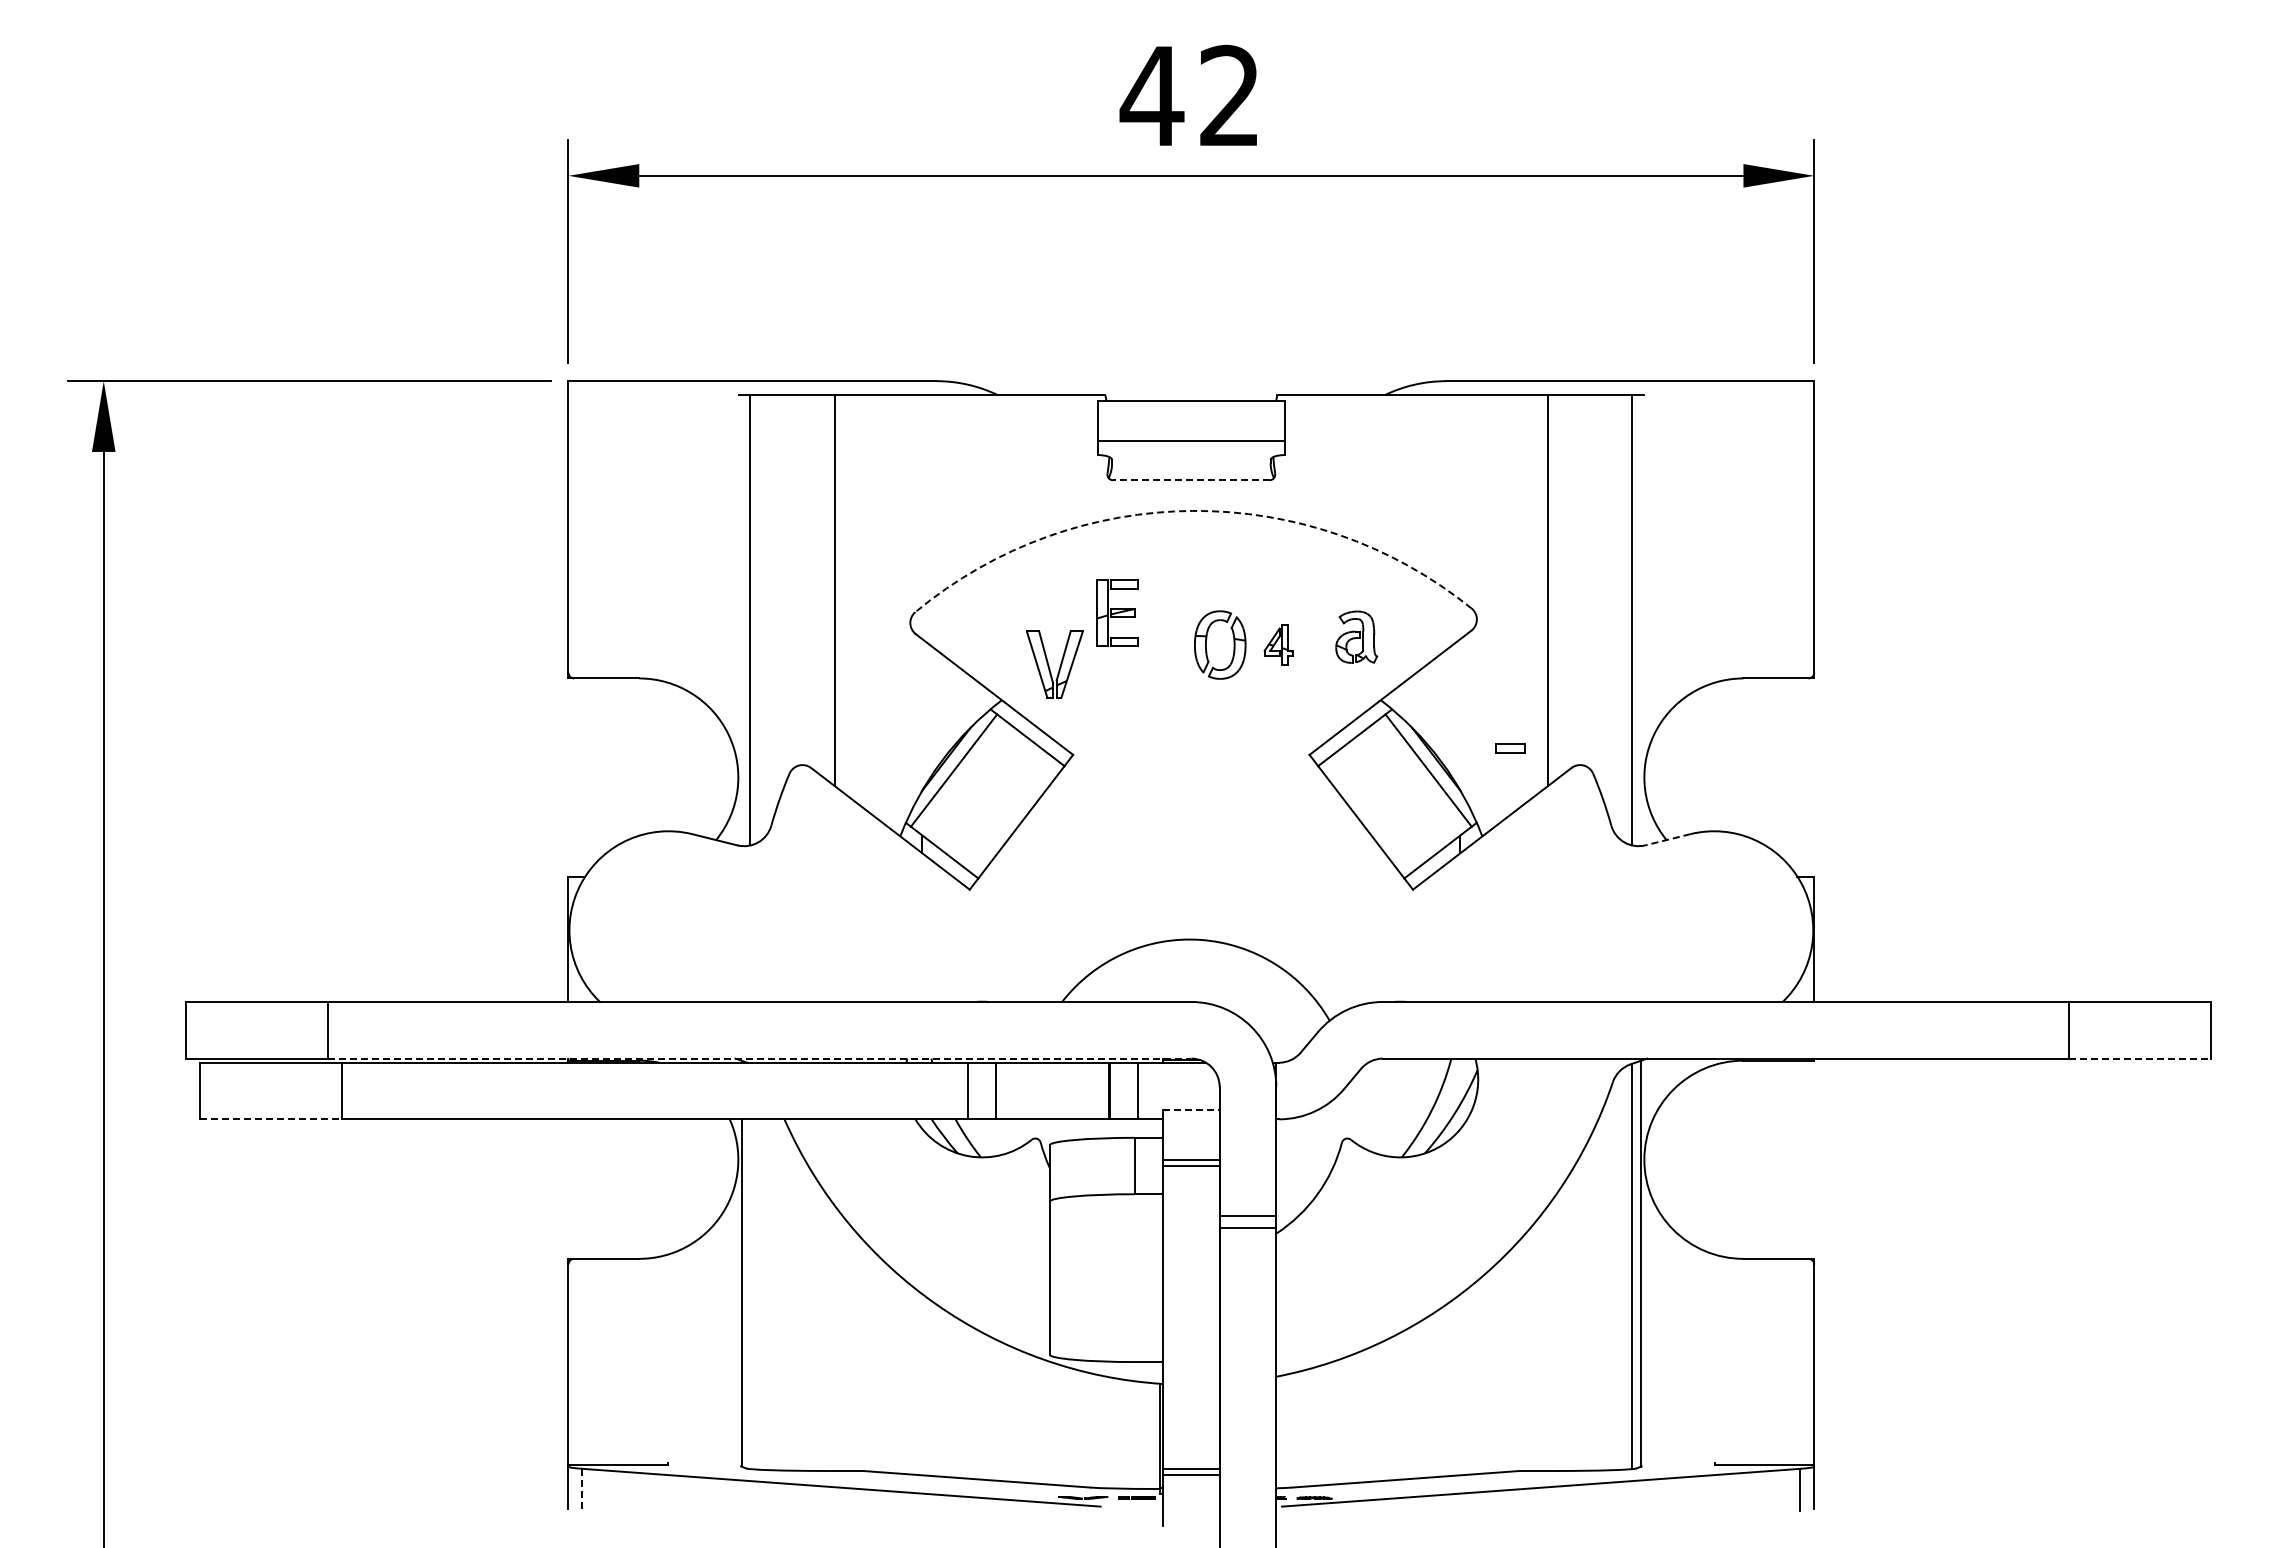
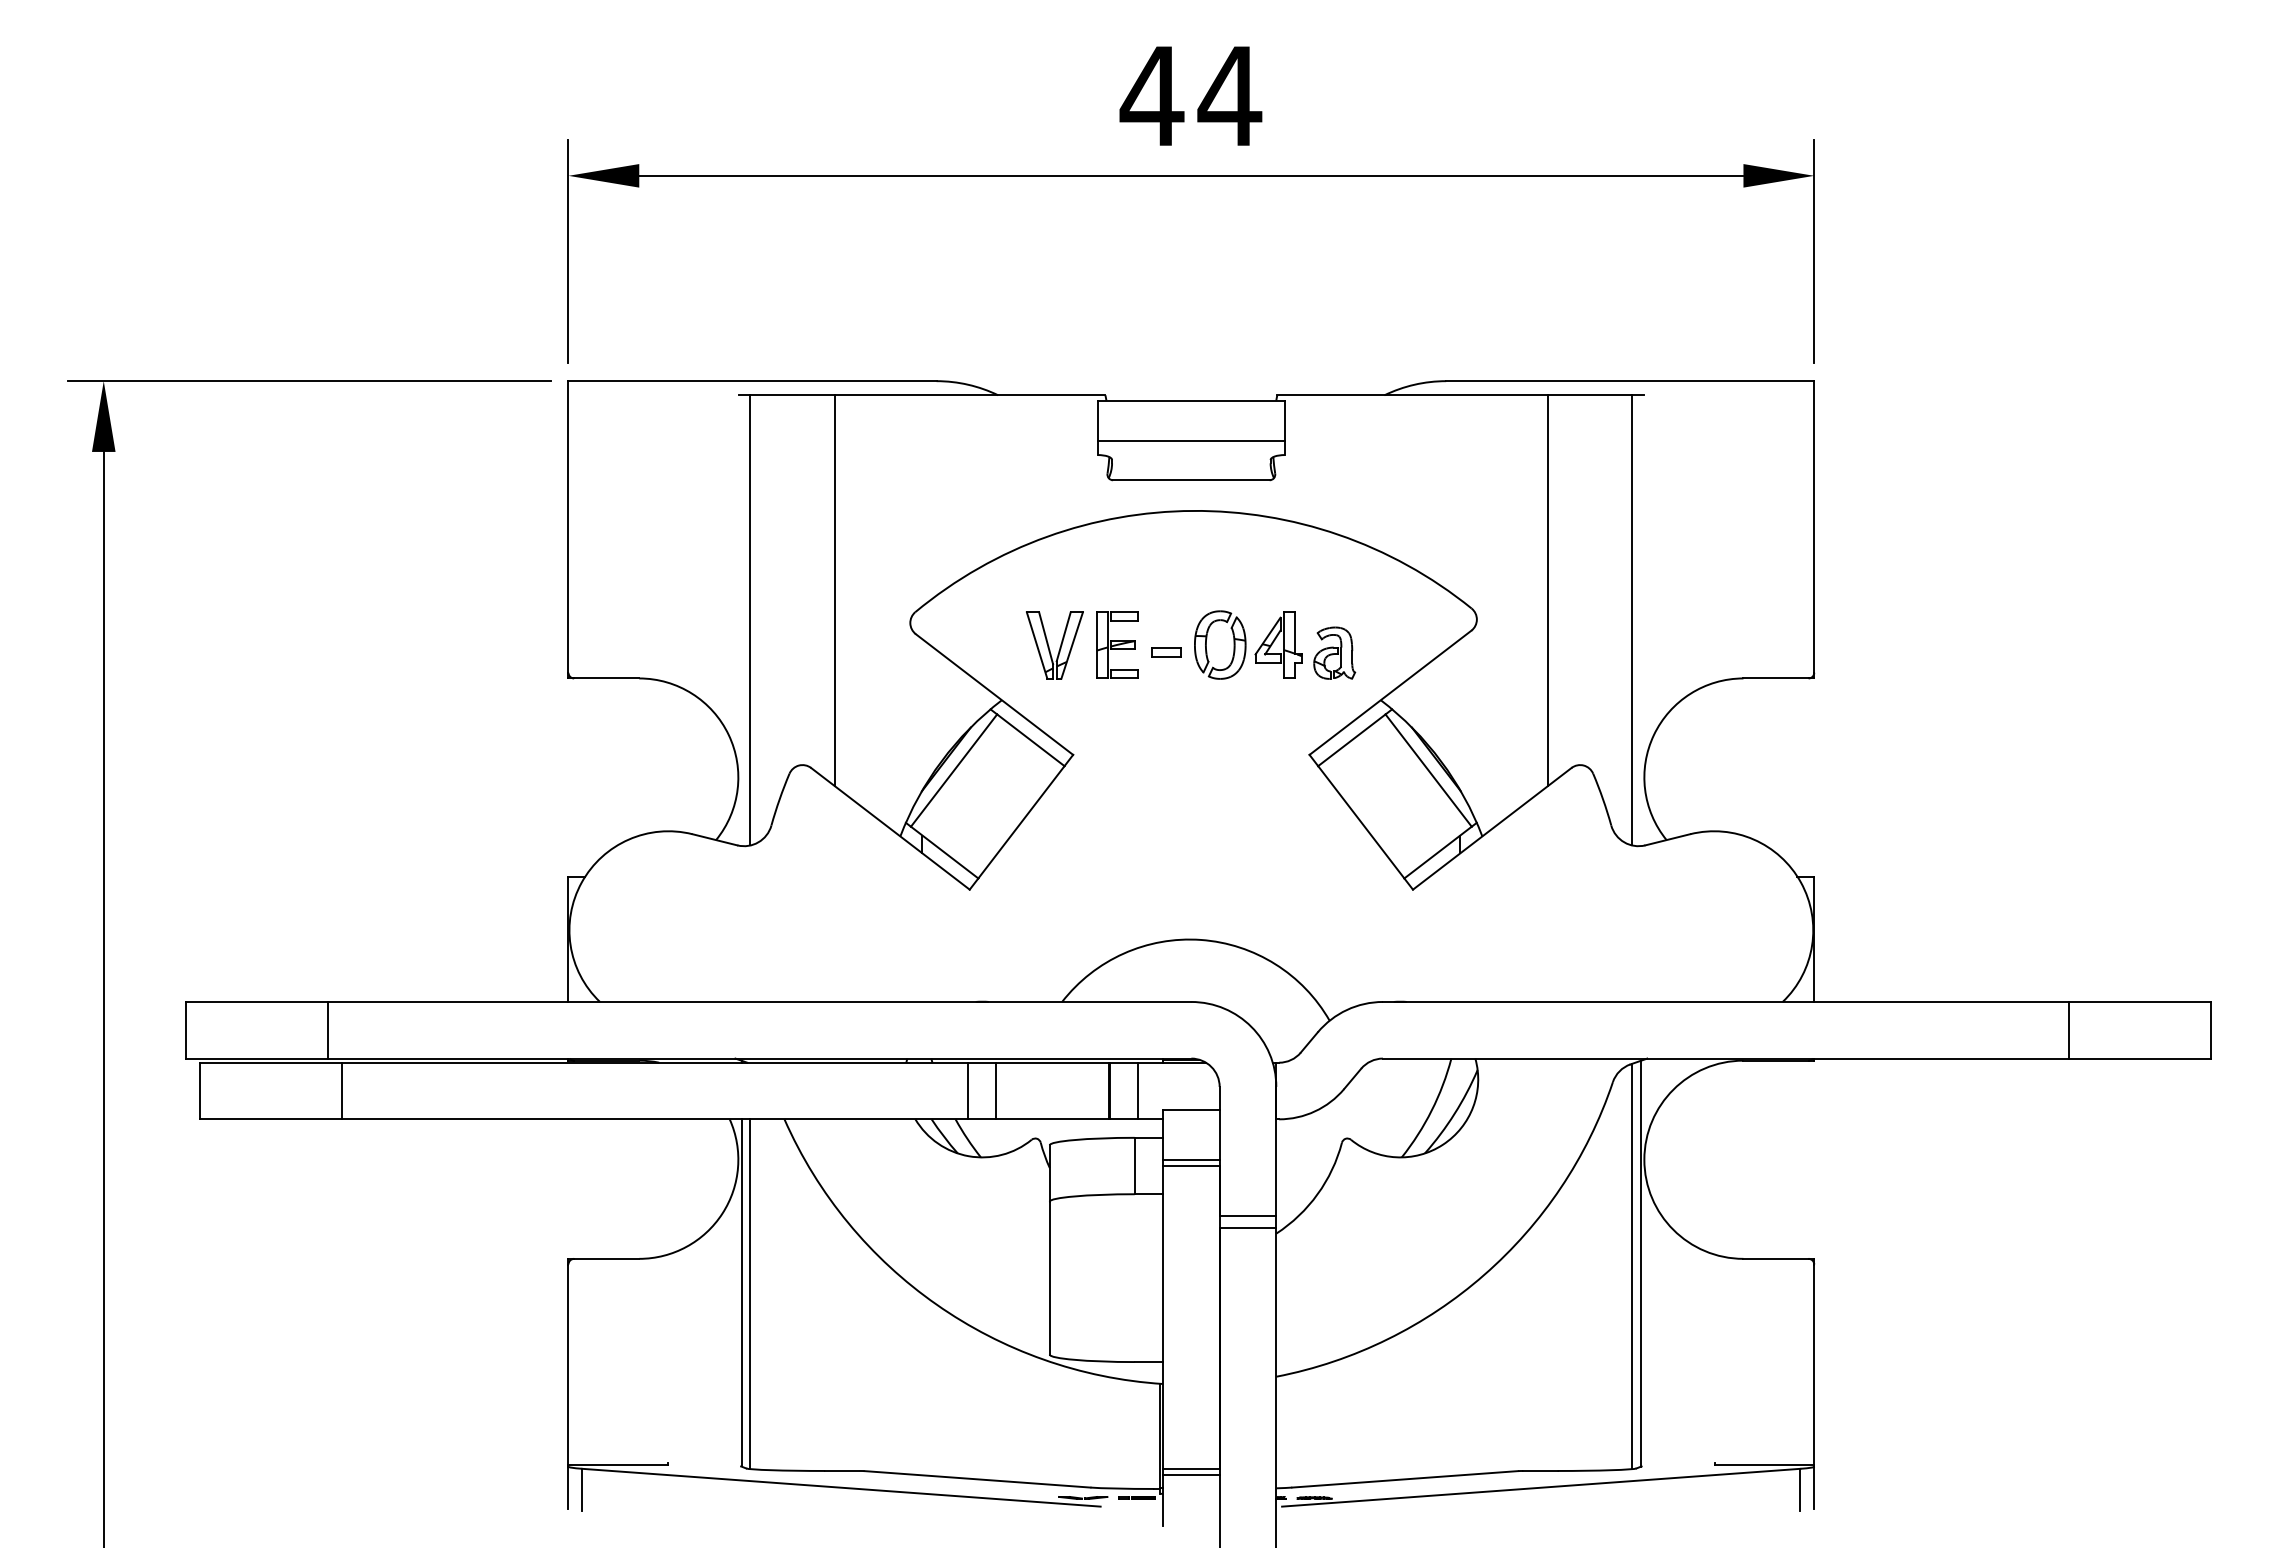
text: 42 -> 44 (1229, 94)
line: dashed -> solid (1190, 480)
arc: dashed -> solid (1192, 510)
part position: (1117, 612) -> (1117, 644) (1117, 644)
part position: (1356, 636) -> (1334, 652) (1334, 652)
part size: 31x42 px -> 49x68 px (1278, 644)
part position: (1054, 664) -> (1054, 645) (1054, 645)
part position: (1510, 748) -> (1166, 652) (1166, 652)
line: dashed -> solid (1667, 839)
line: dashed -> solid (759, 1058)
line: dashed -> solid (2139, 1058)
line: dashed -> solid (1191, 1110)
line: dashed -> solid (271, 1119)
line: none -> present (750, 1294)
line: dashed -> solid (582, 1490)
